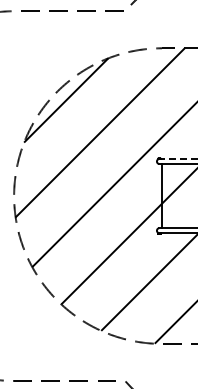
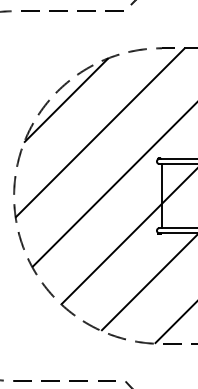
line: dashed -> solid (178, 159)
